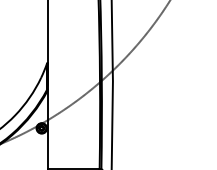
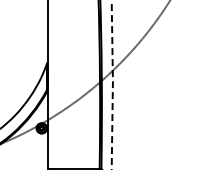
line: solid -> dashed (112, 84)
